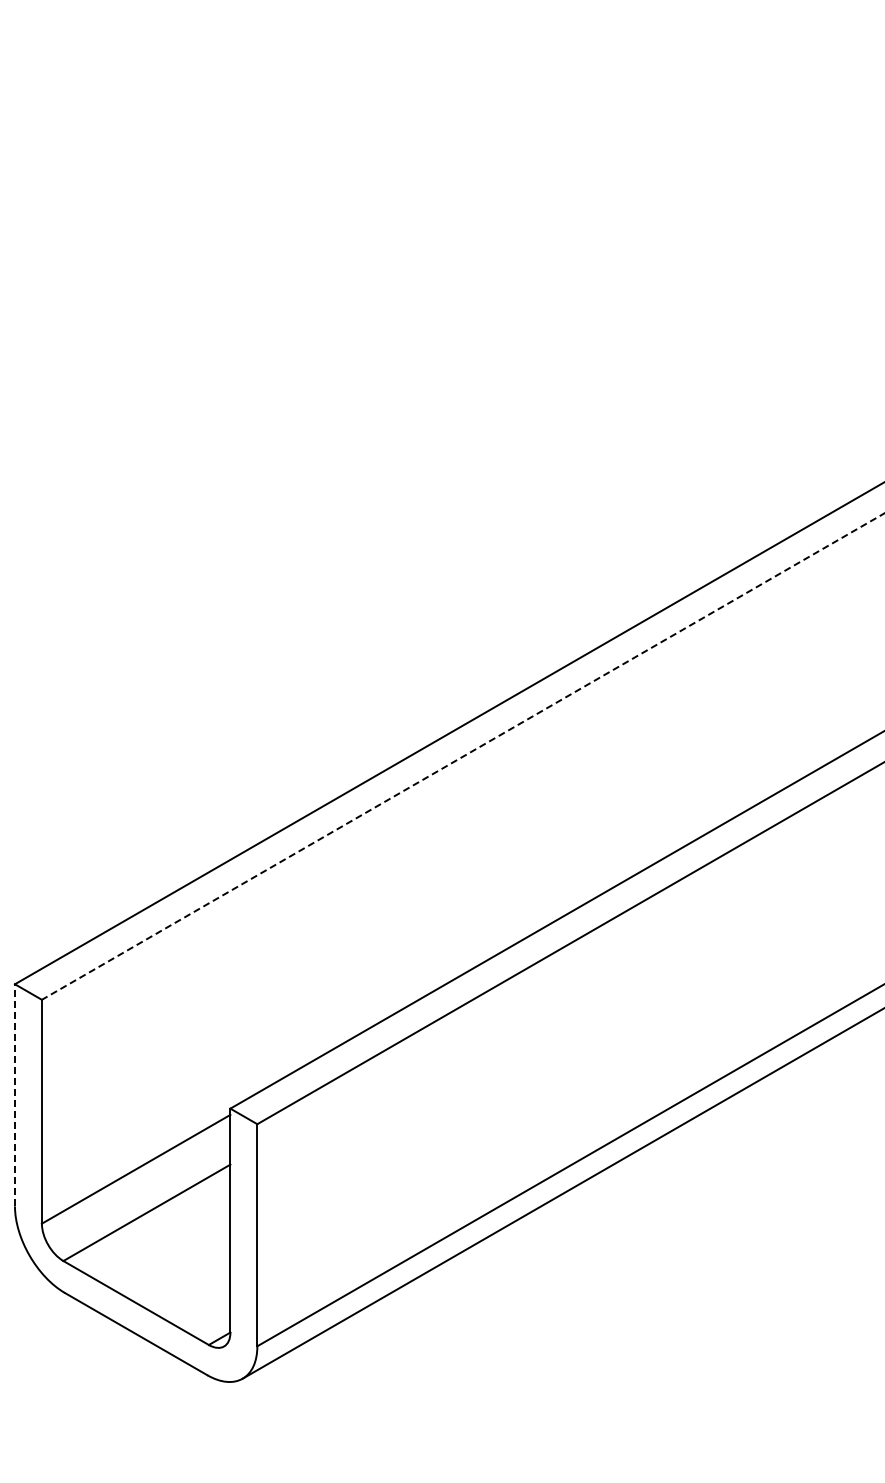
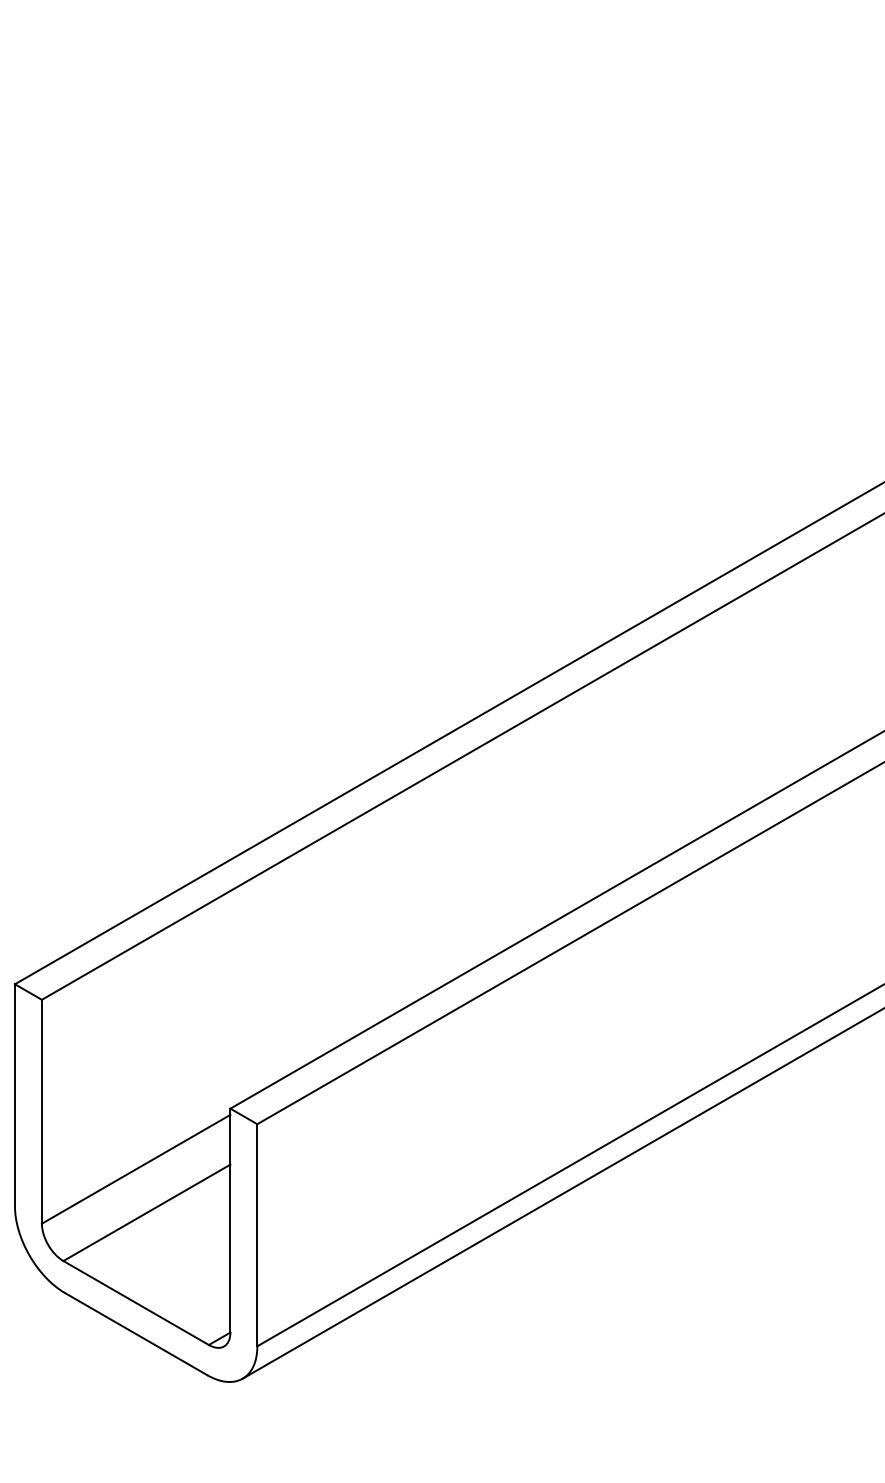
line: dashed -> solid (462, 756)
line: dashed -> solid (14, 1094)
